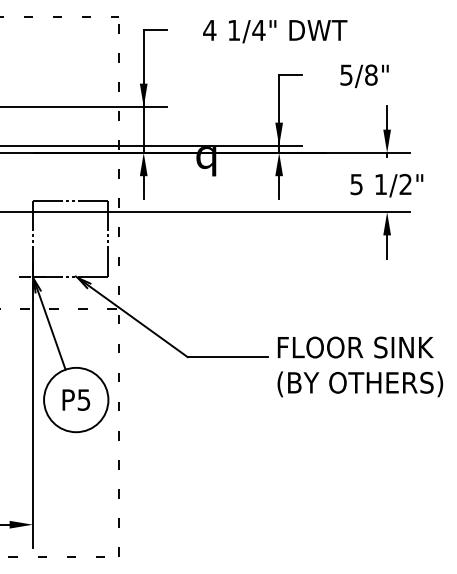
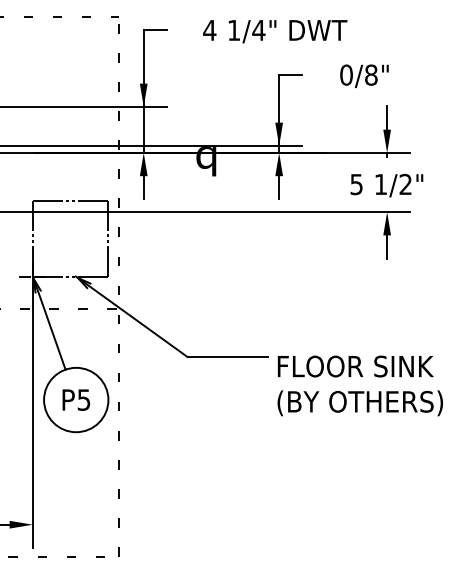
text: 5/8" -> 0/8" (346, 74)
text position: (360, 366) -> (360, 385) (360, 385)
